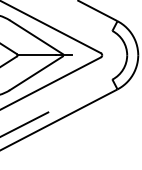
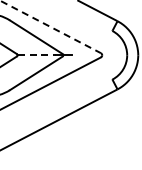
line: solid -> dashed (51, 27)
line: solid -> dashed (36, 55)
line: present -> none (25, 123)
